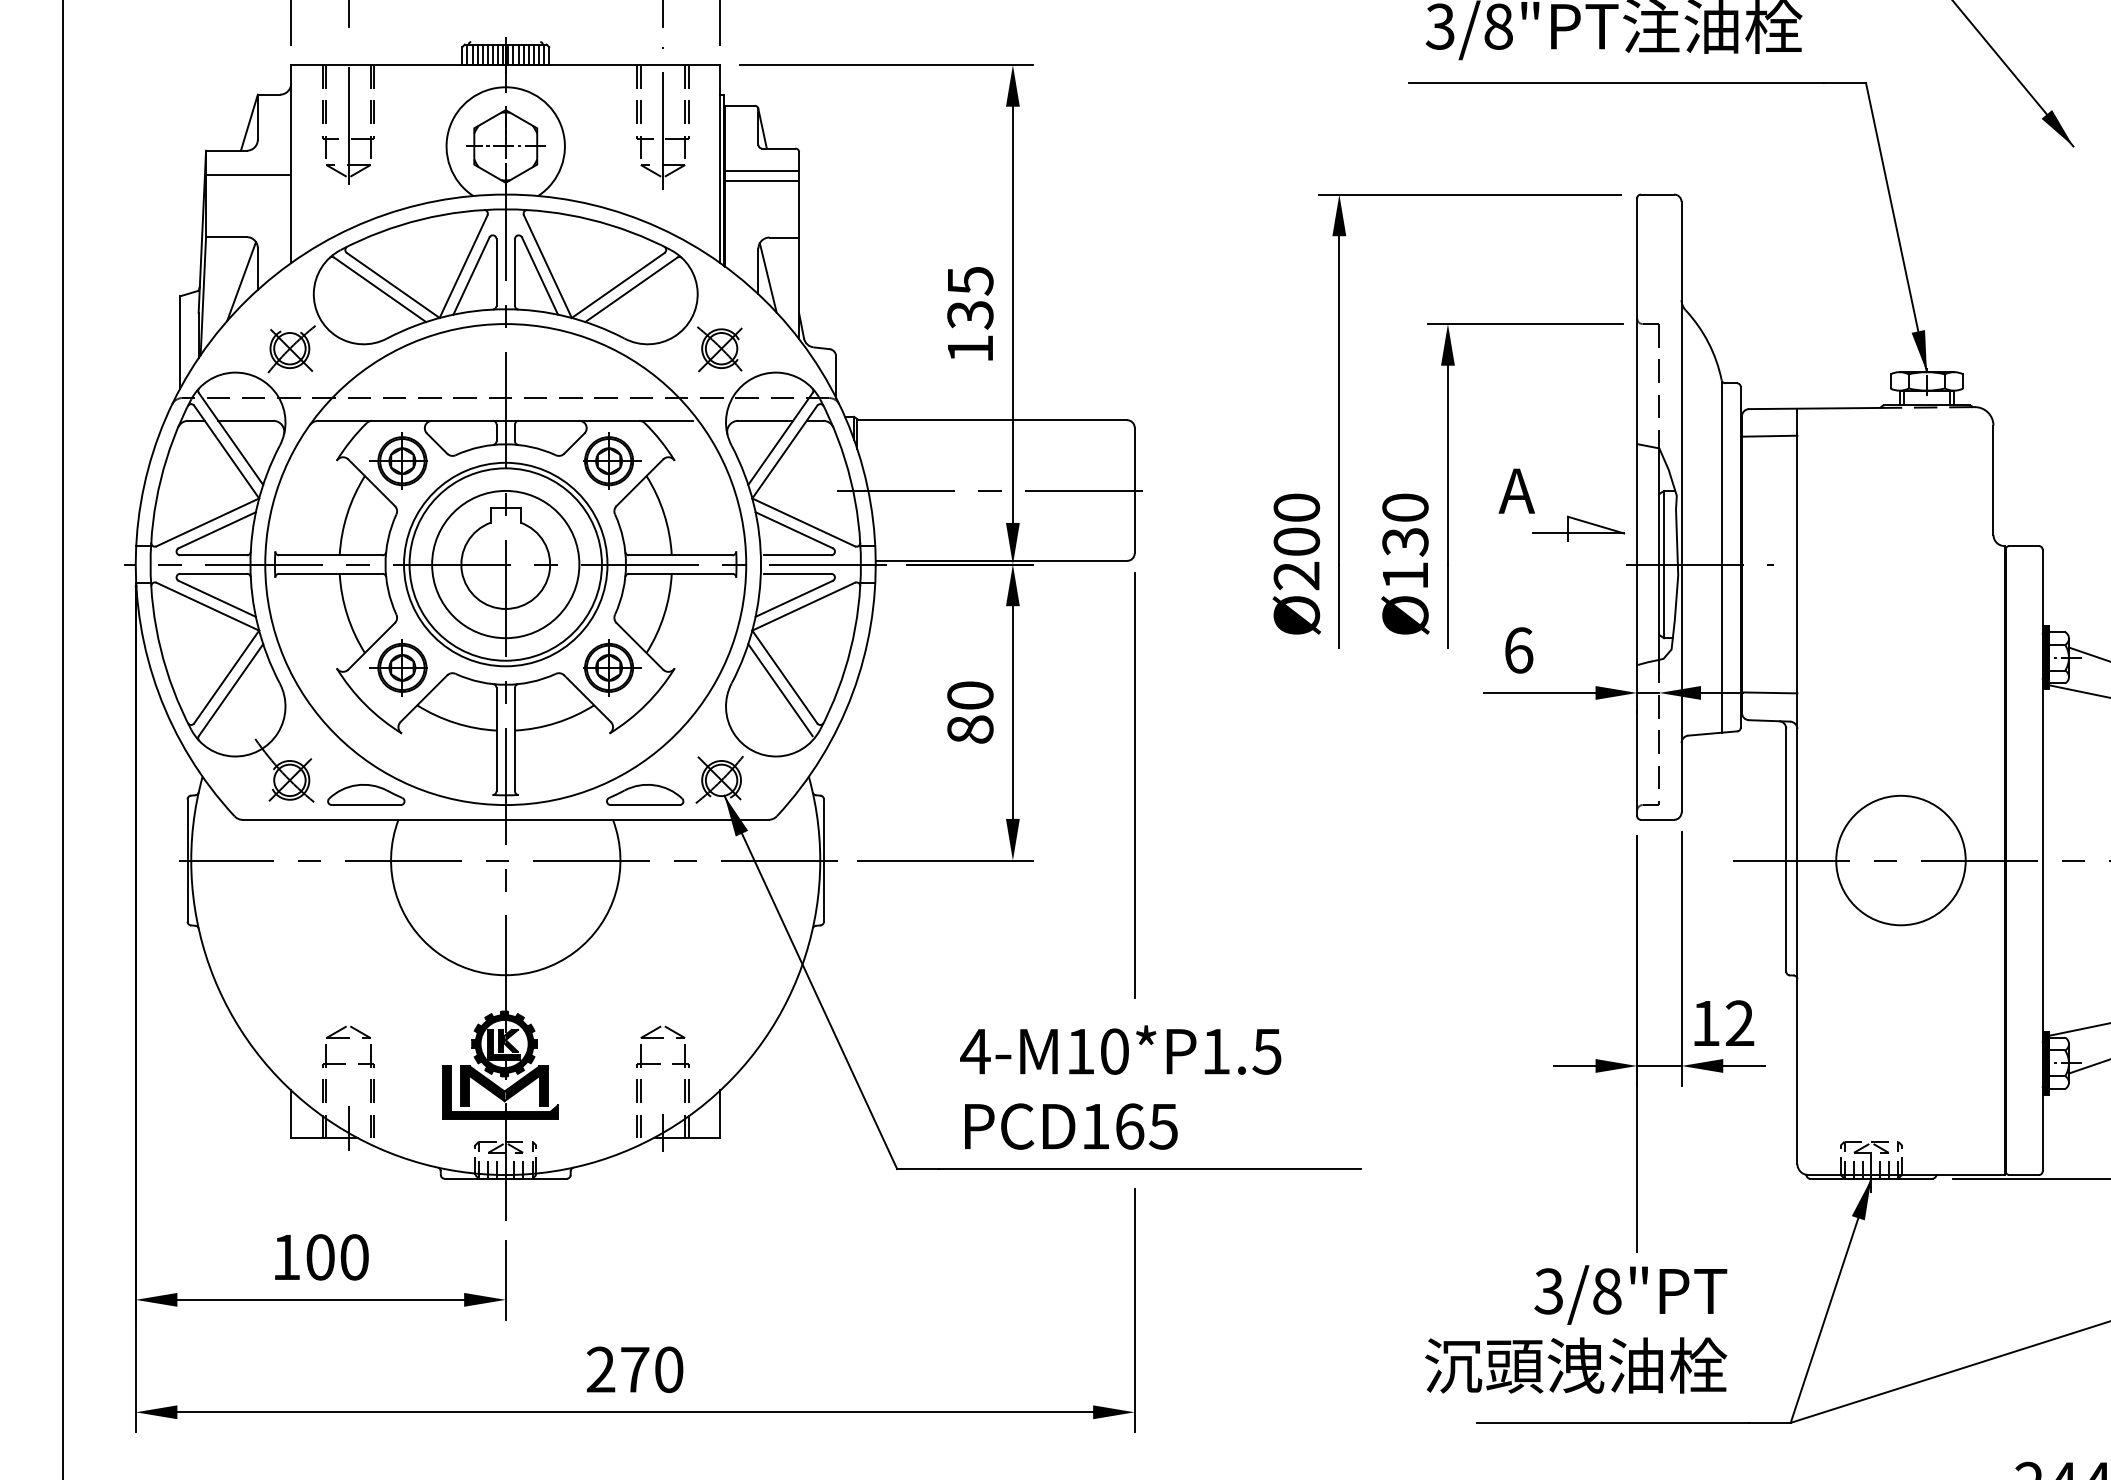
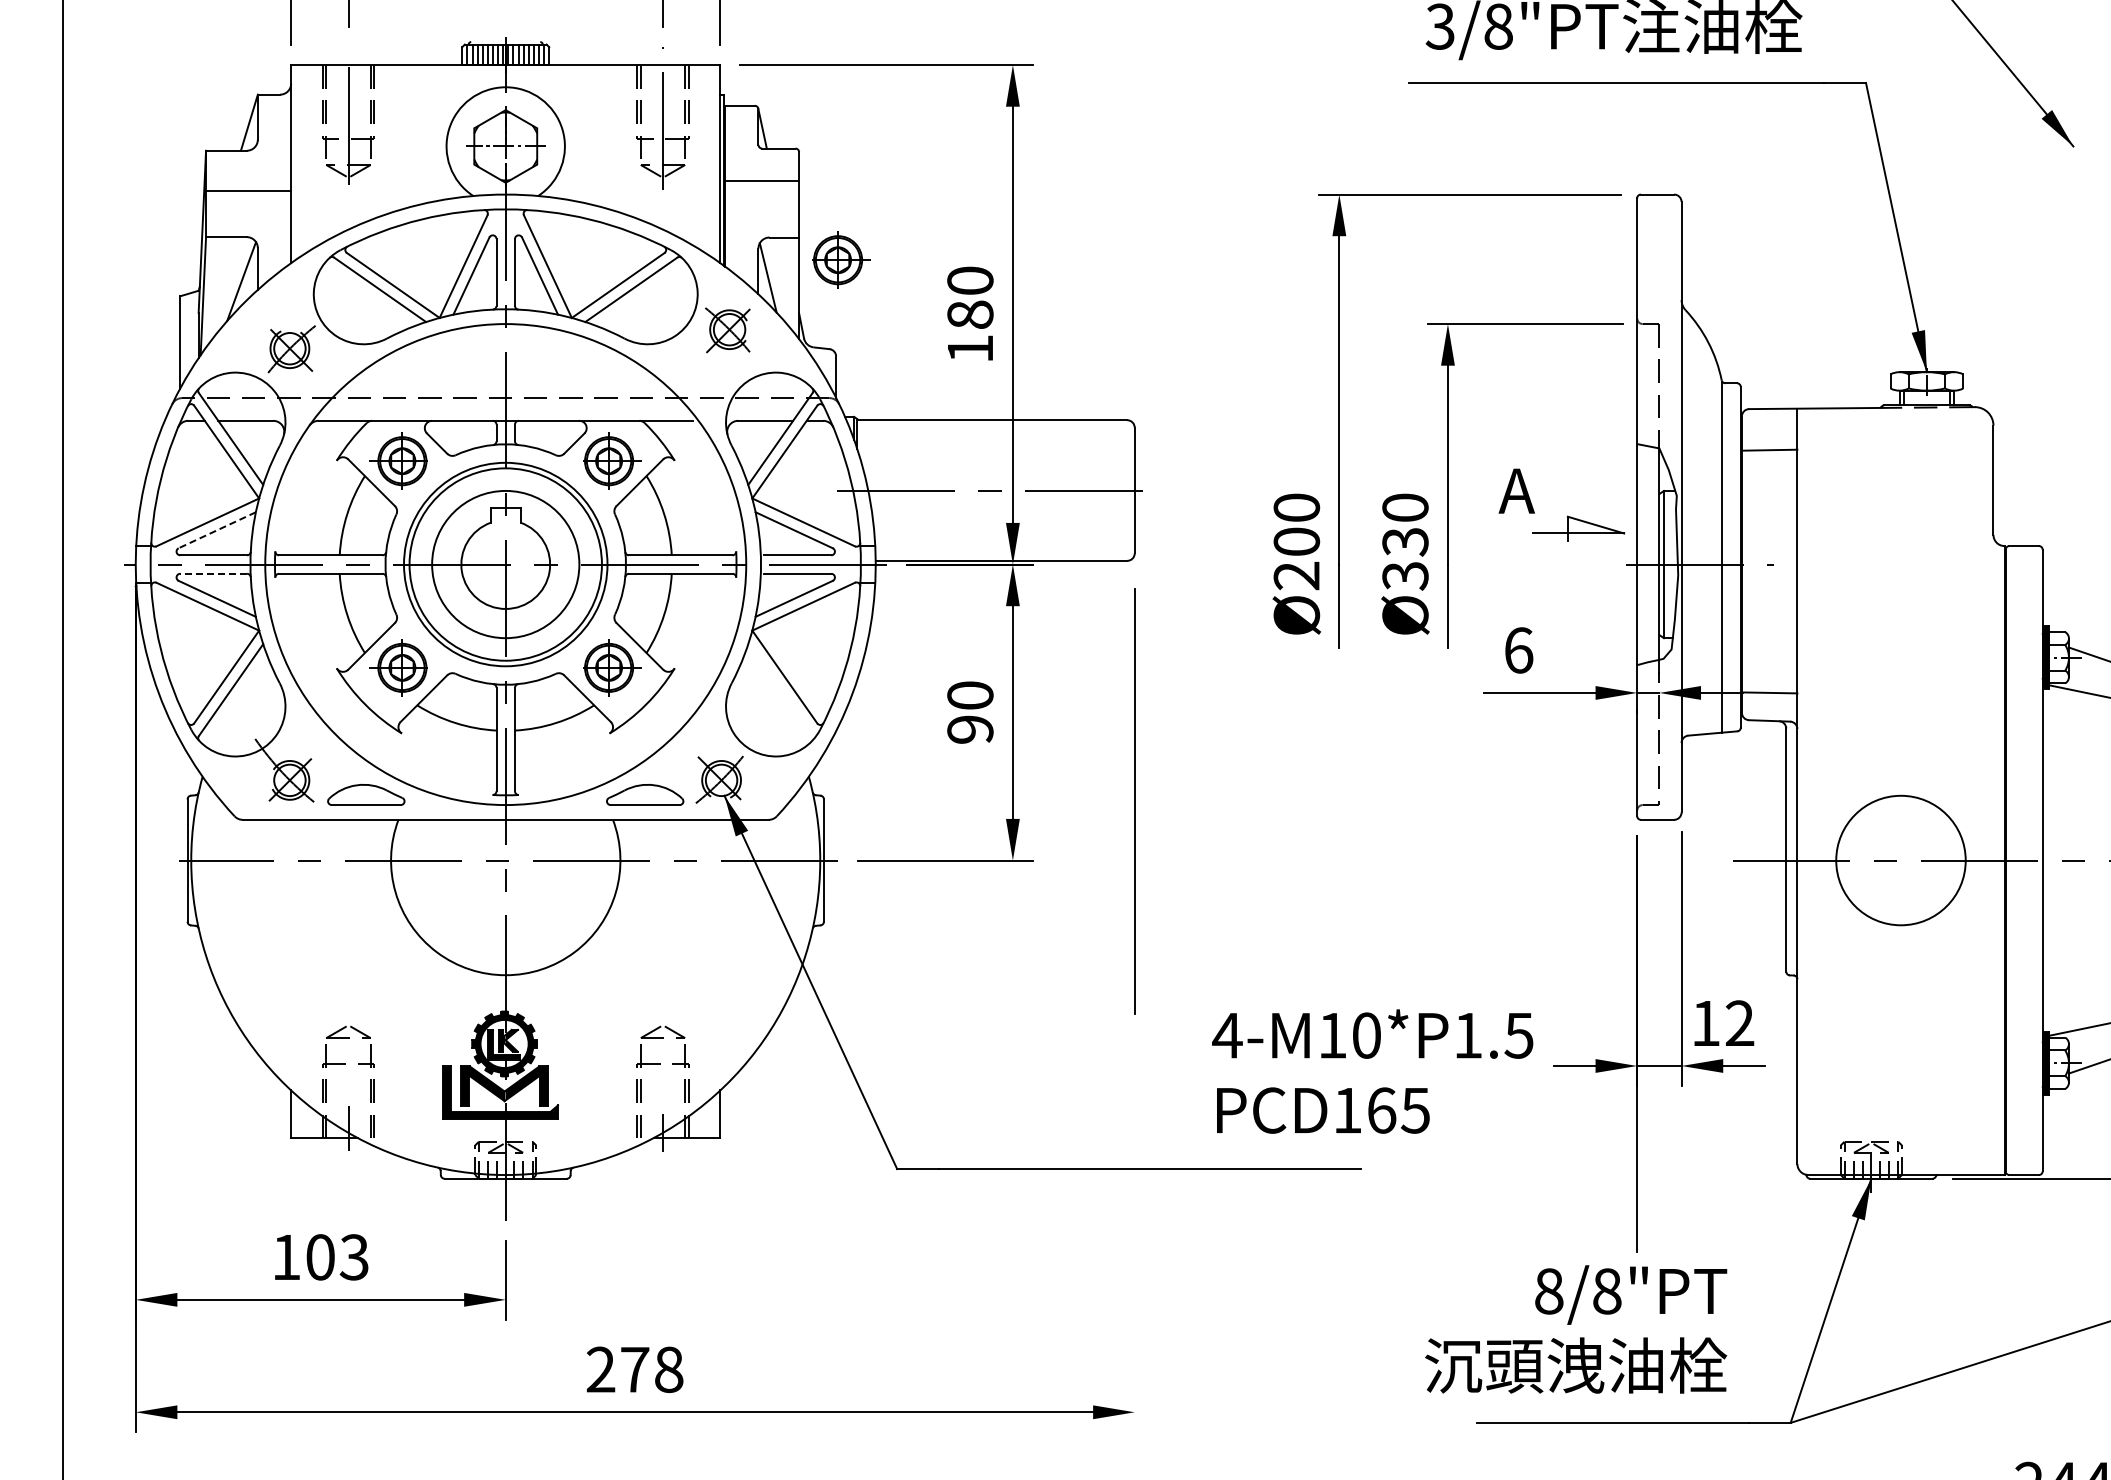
line: present -> none (762, 170)
line position: (248, 175) -> (248, 191) (248, 191)
part: none -> present (841, 259)
text: 135 -> 180 (970, 297)
part position: (719, 349) -> (727, 330) (727, 330)
line position: (1769, 435) -> (1769, 449) (1769, 449)
line: solid -> dashed (217, 530)
line: solid -> dashed (213, 573)
text: Ø130 -> Ø330 (1405, 576)
line: present -> none (780, 690)
text: 80 -> 90 (970, 729)
line position: (1134, 785) -> (1134, 801) (1134, 801)
text position: (1120, 1087) -> (1372, 1071) (1372, 1071)
text: 100 -> 103 (353, 1257)
text: 3/8"PT -> 8/8"PT (1548, 1291)
line: present -> none (1134, 1310)
text: 270 -> 278 (669, 1369)
